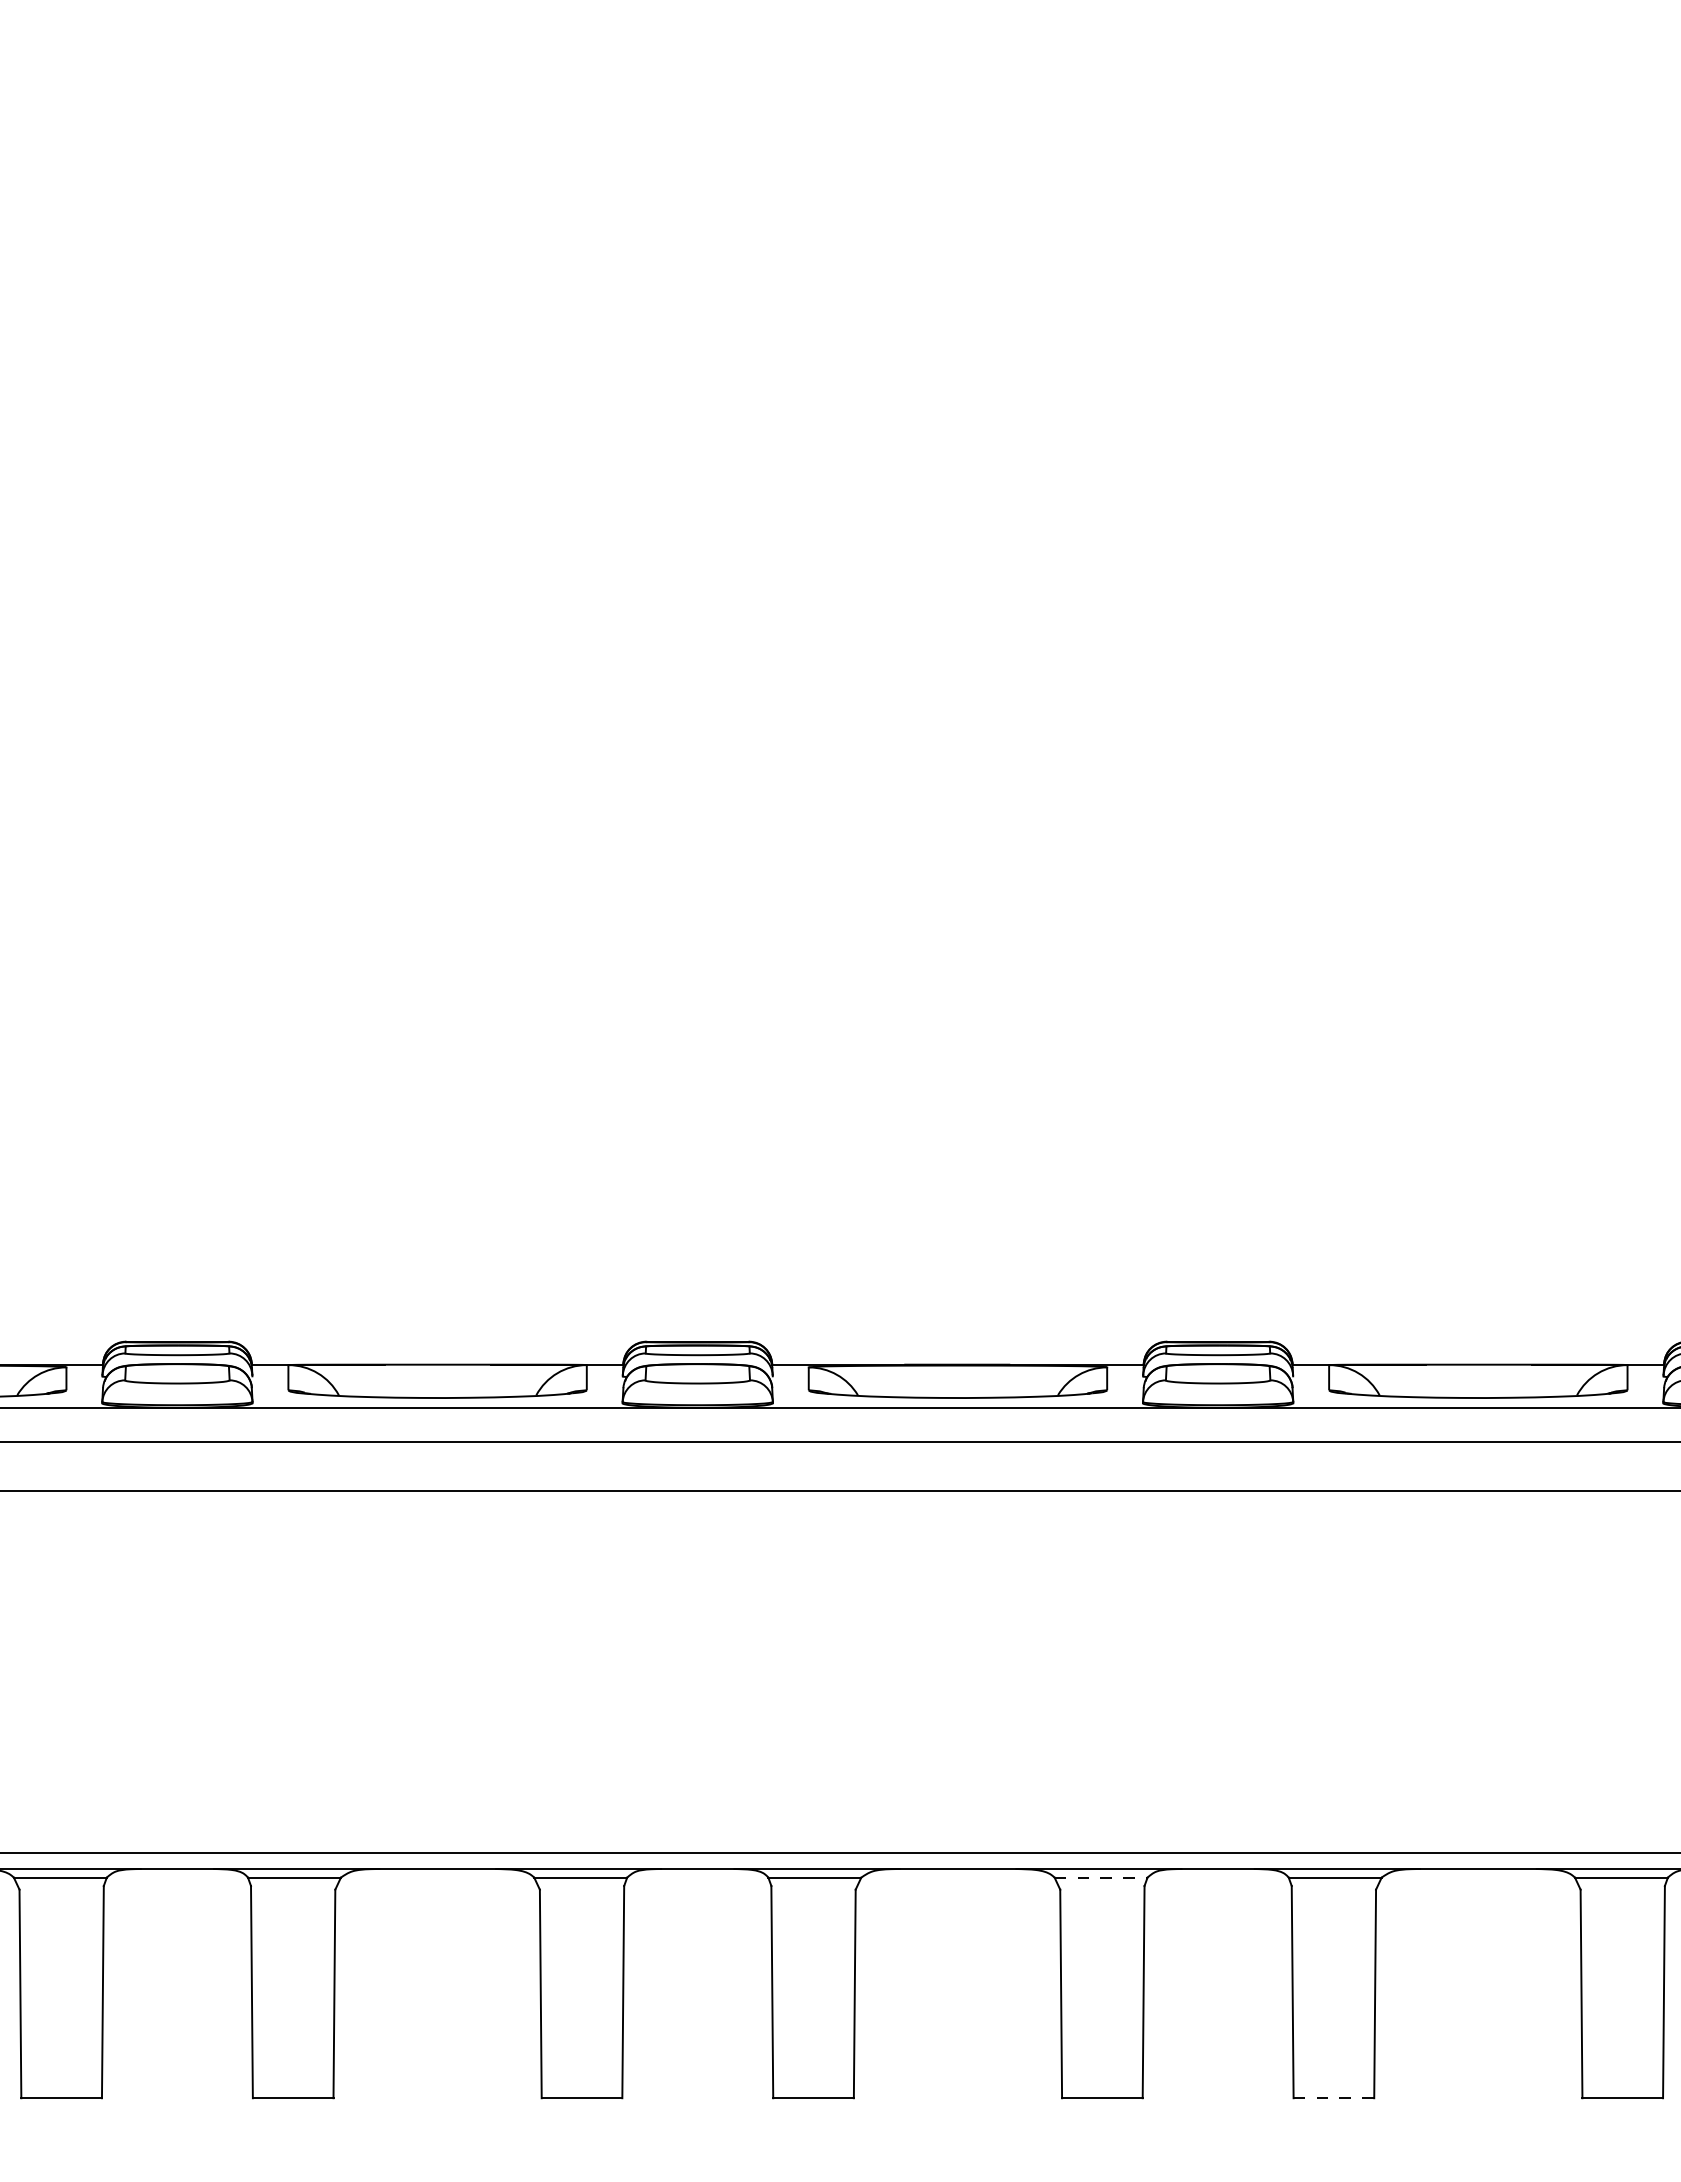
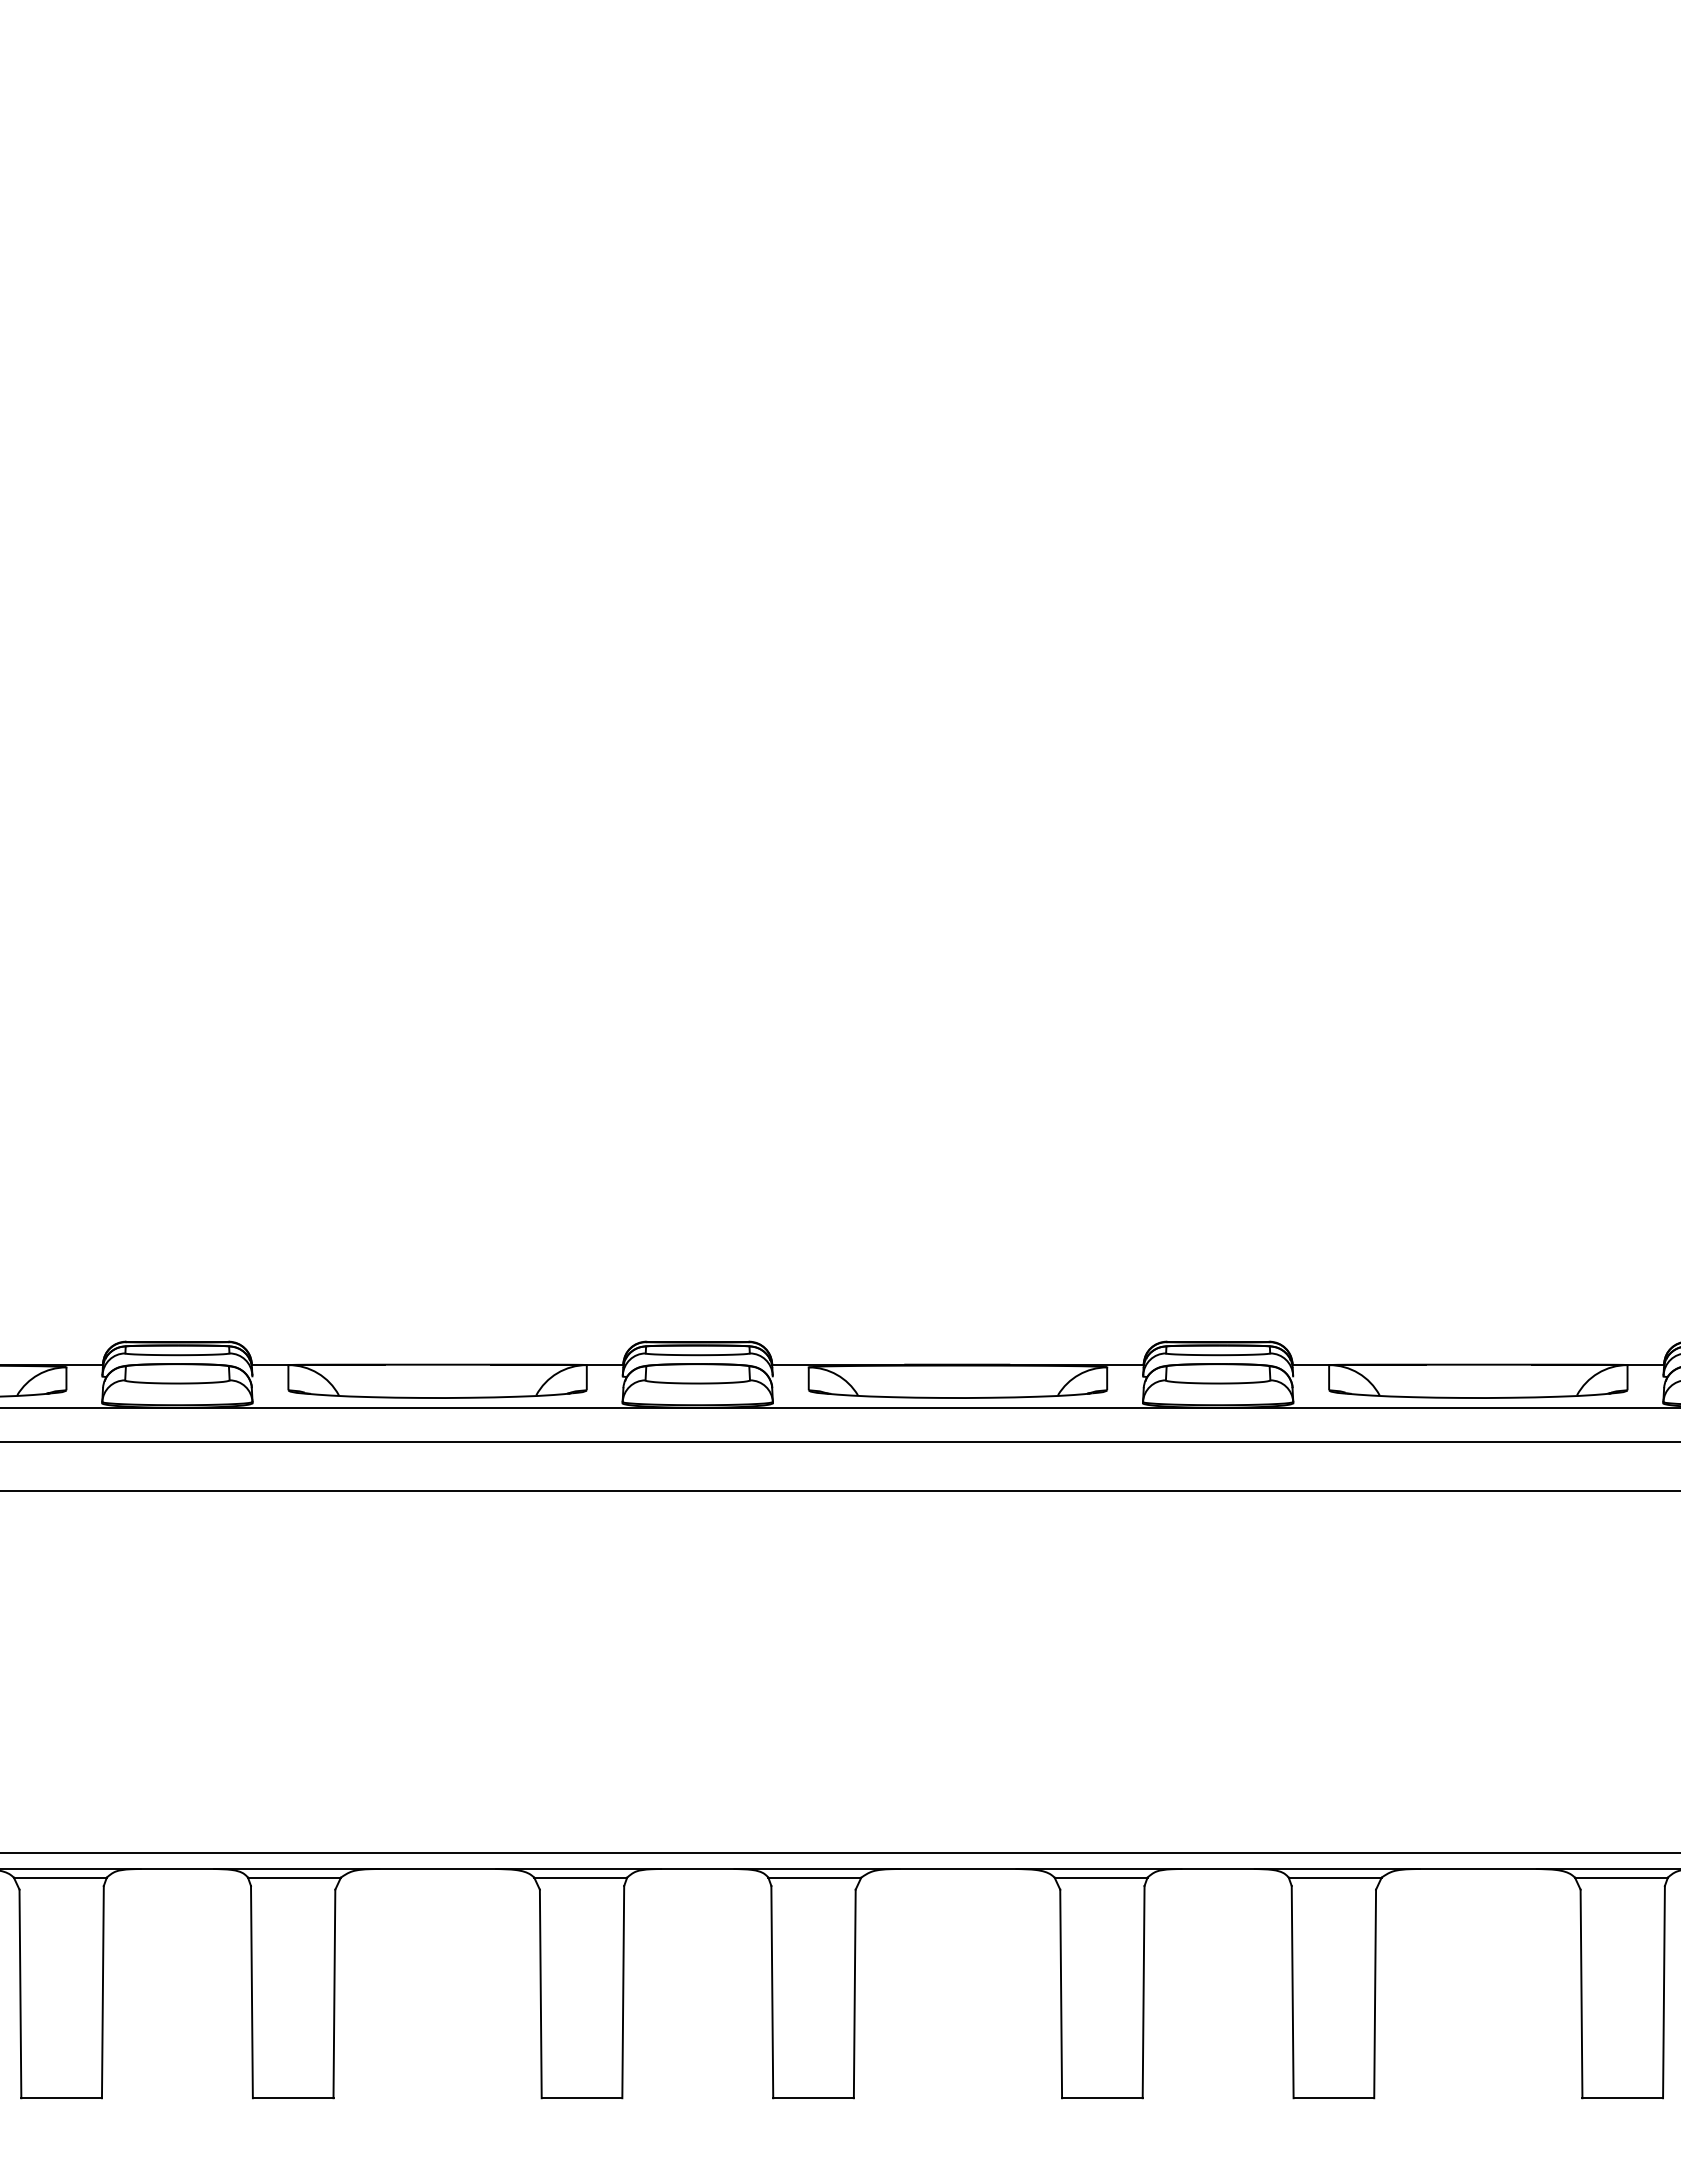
line: dashed -> solid (1101, 1877)
line: dashed -> solid (1334, 2098)
